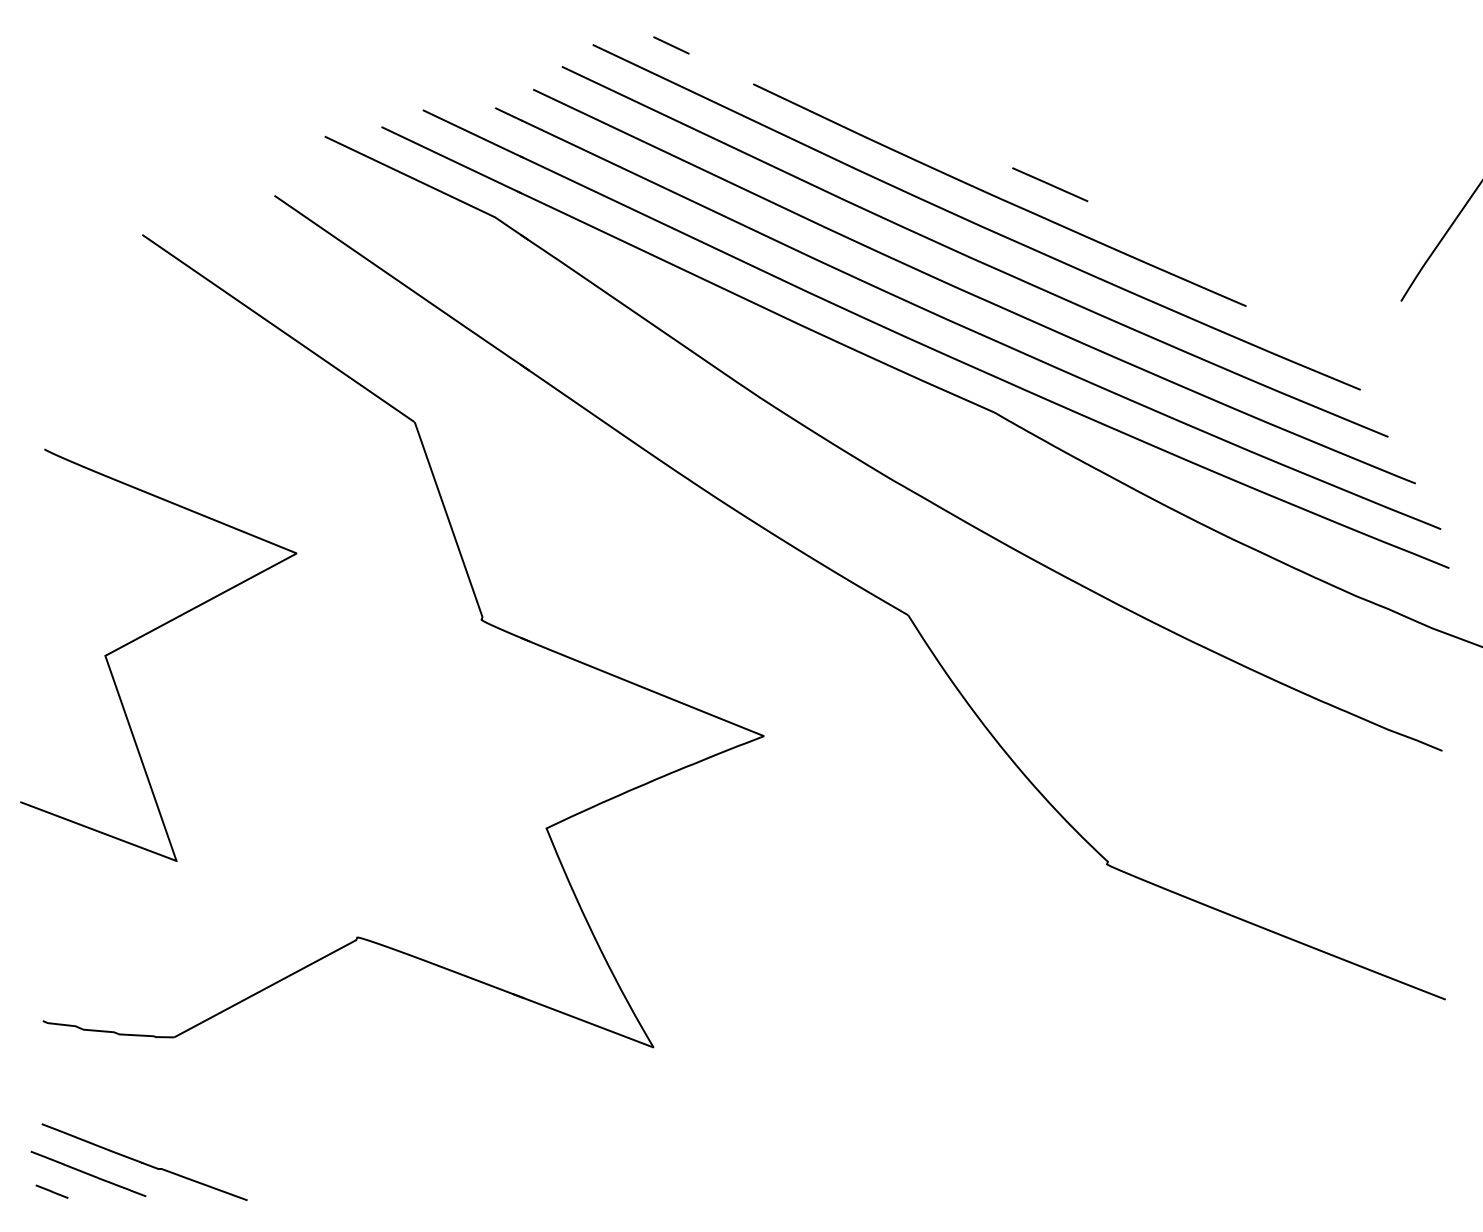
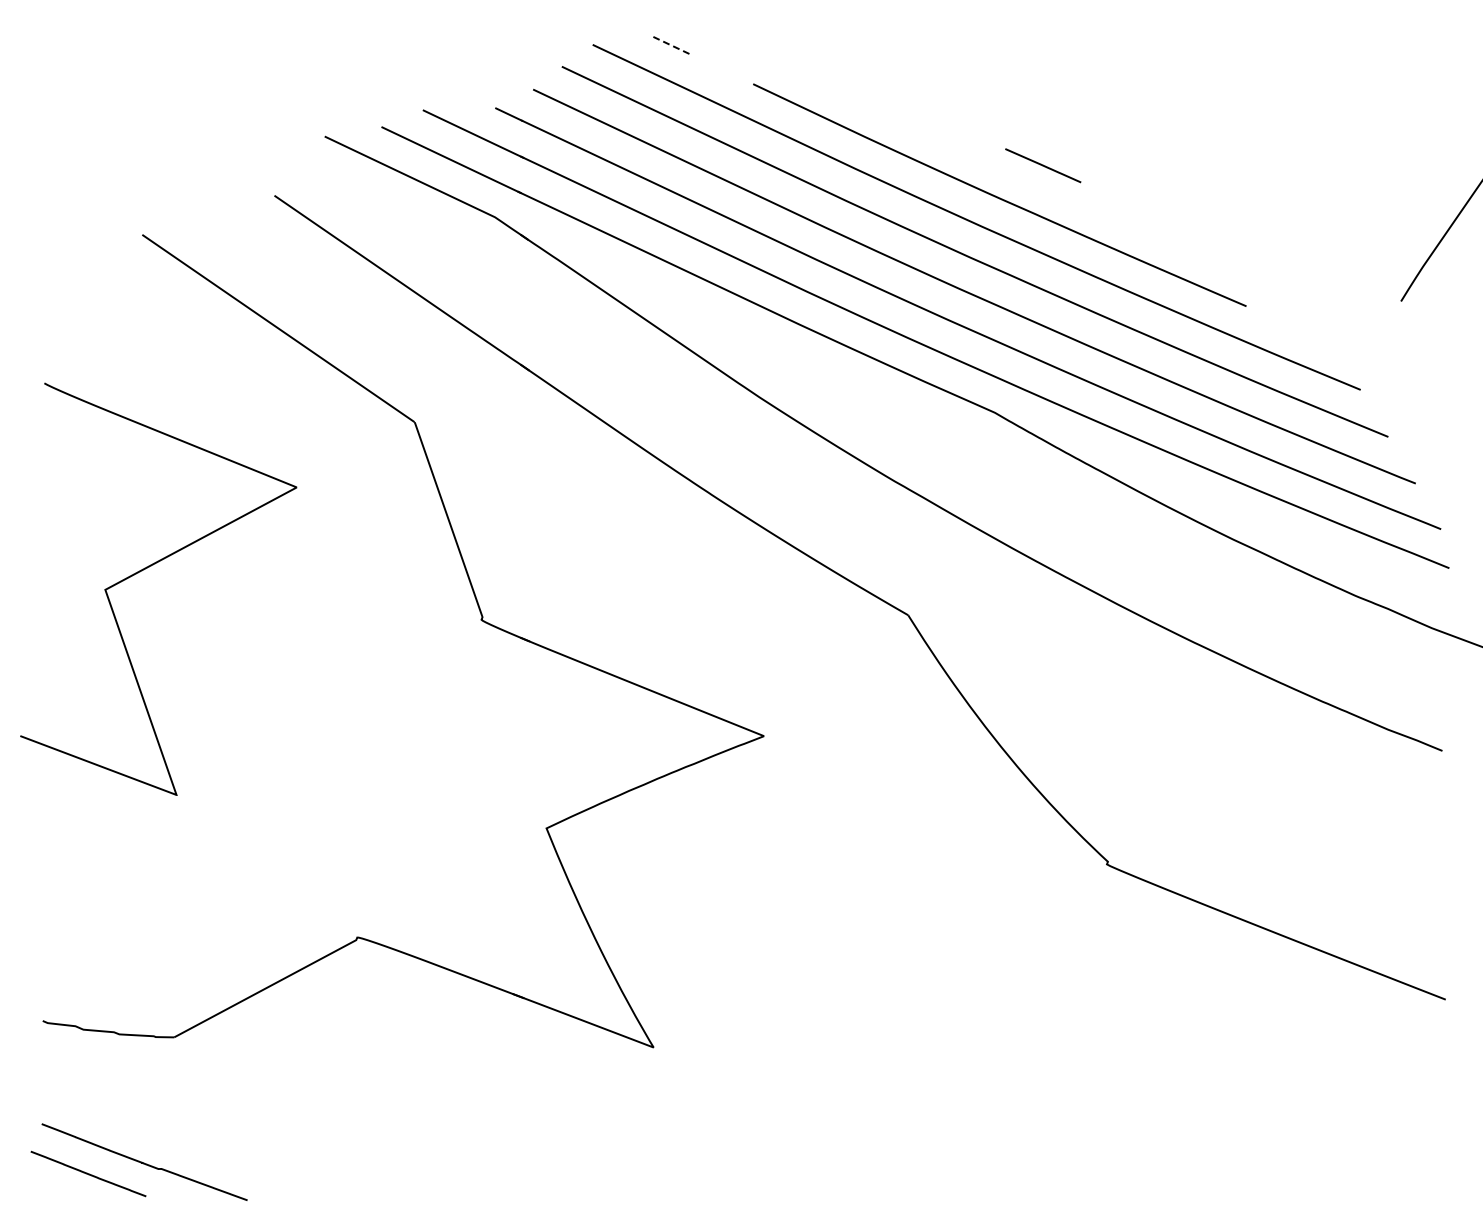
line: solid -> dashed (671, 45)
line position: (1050, 184) -> (1043, 165) (1043, 165)
curve position: (147, 634) -> (147, 568) (147, 568)
line: present -> none (51, 1191)
